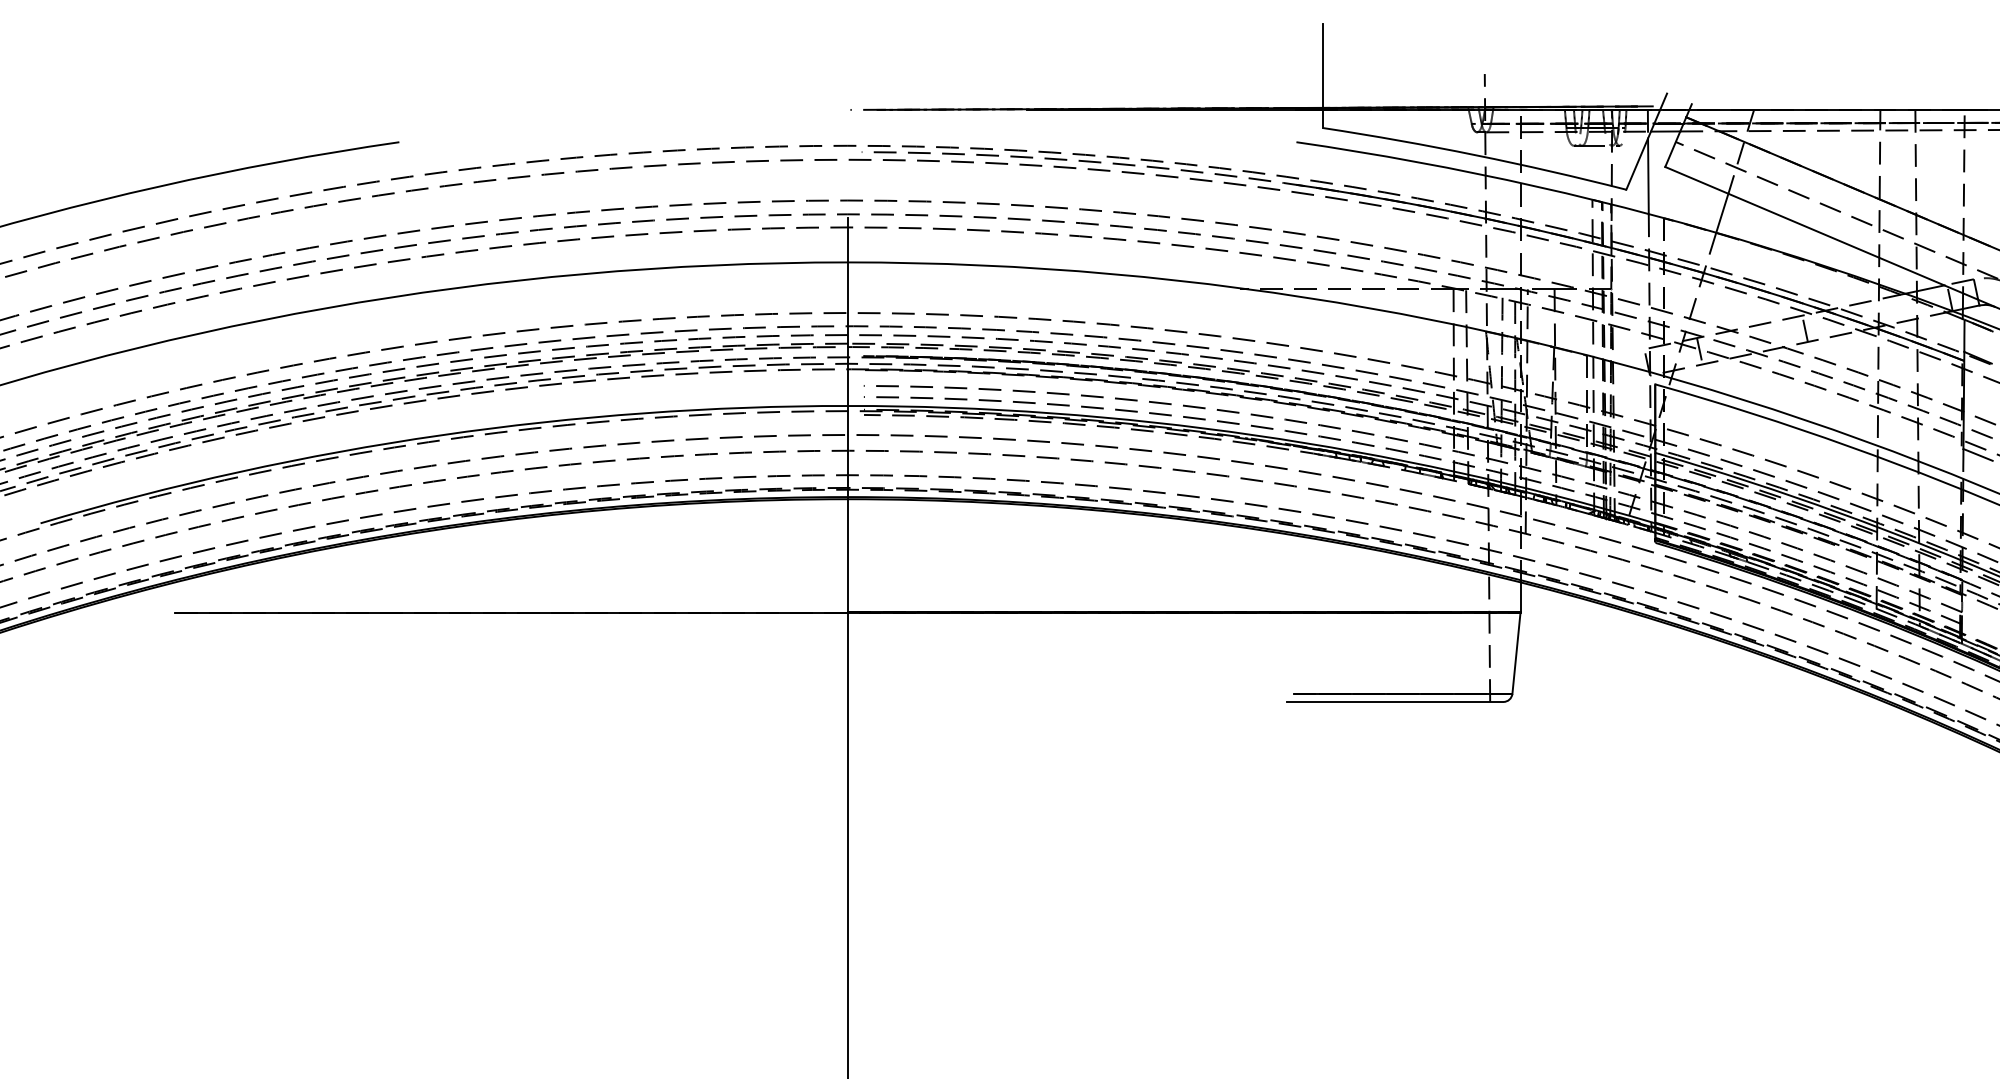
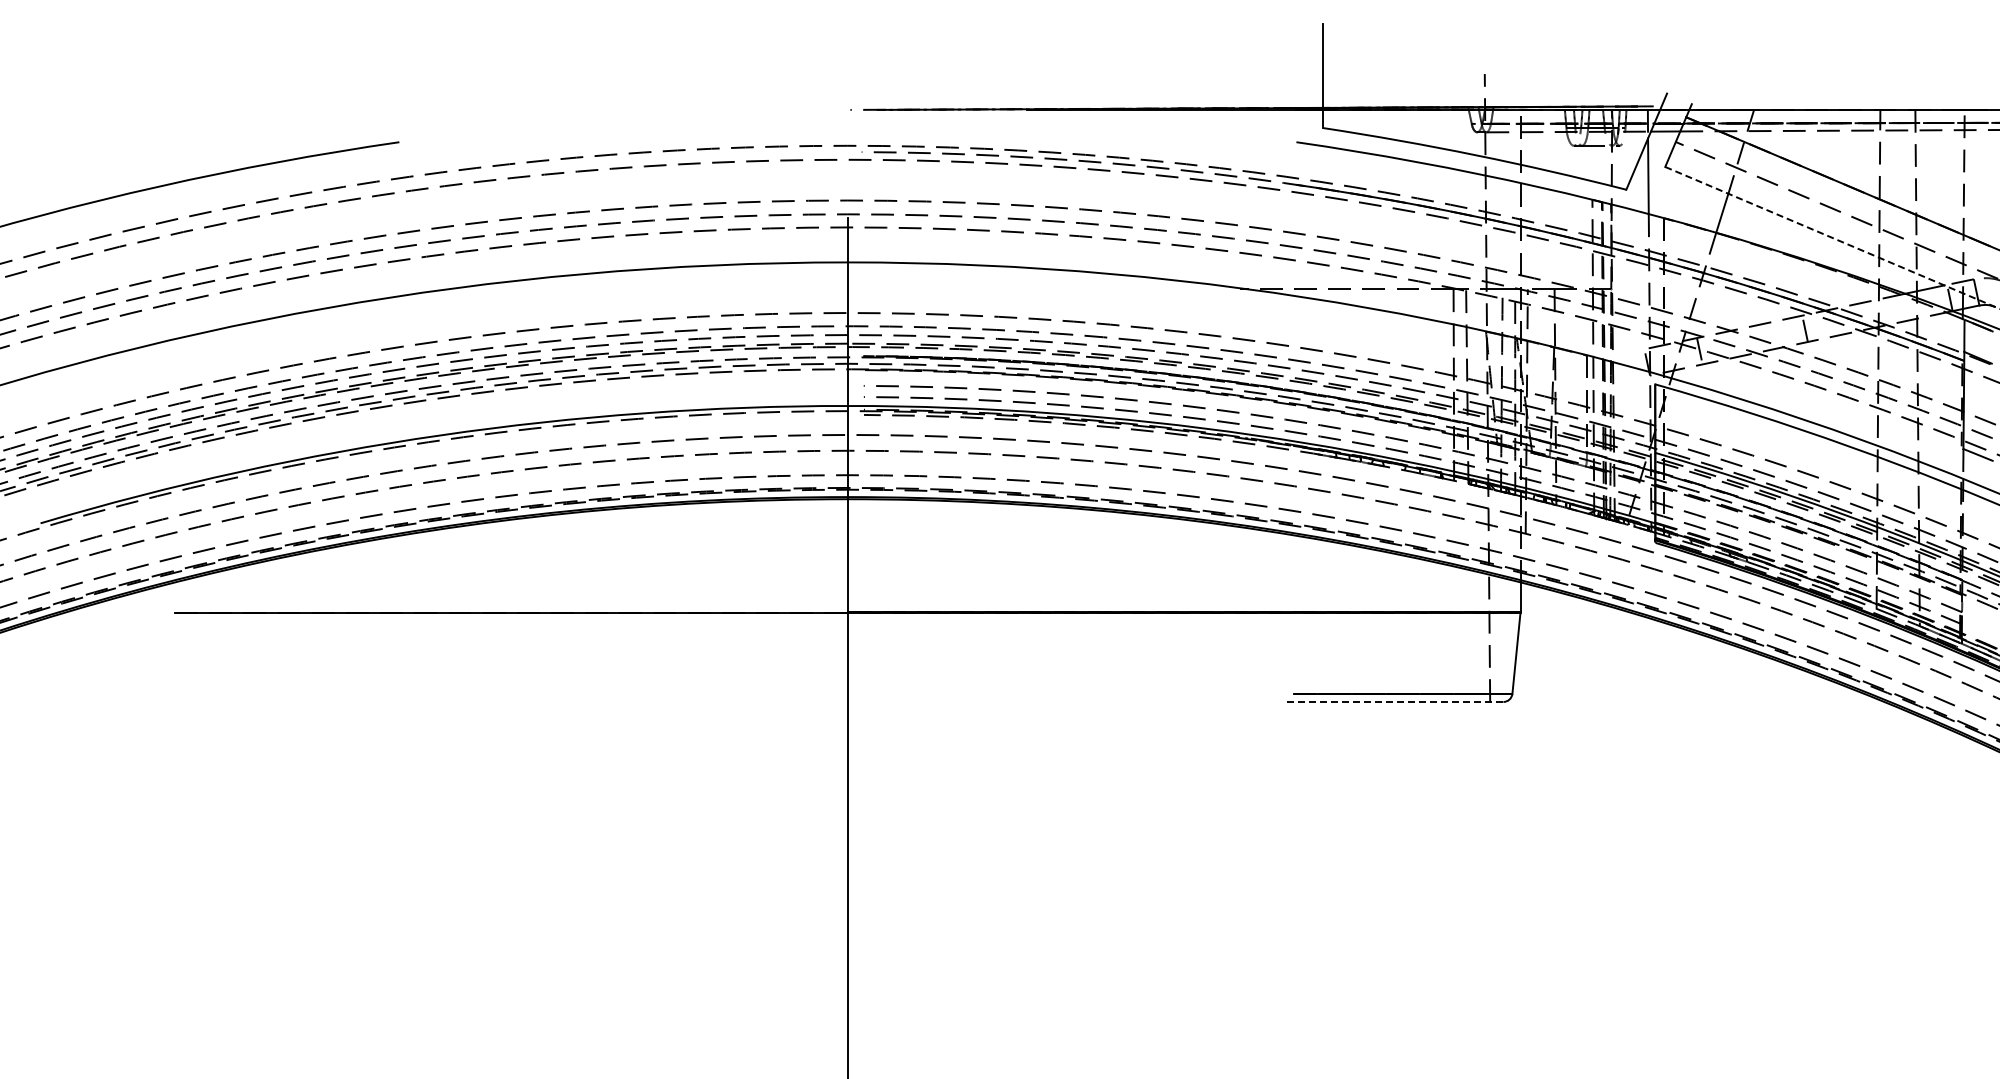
line: solid -> dashed (1832, 237)
line: solid -> dashed (1394, 701)
